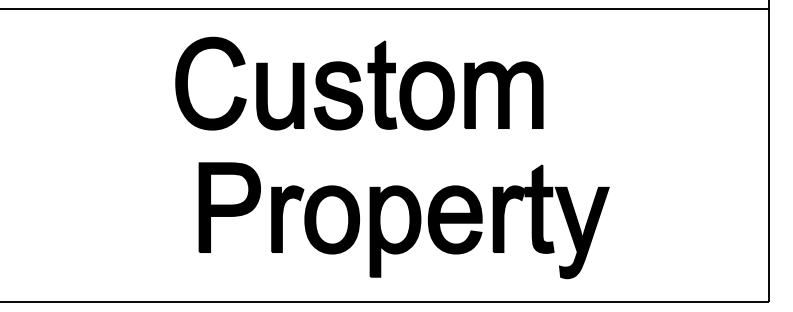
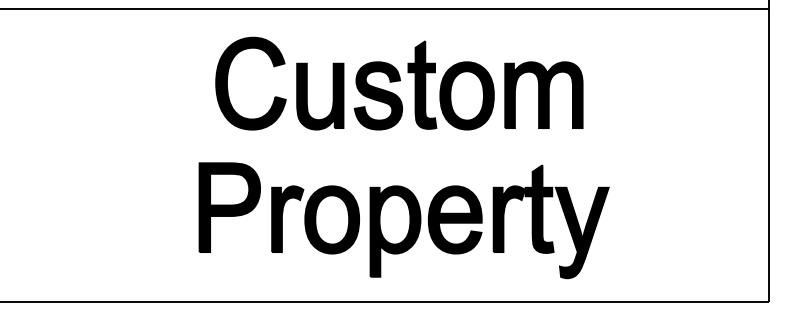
part position: (359, 83) -> (399, 83) (399, 83)
